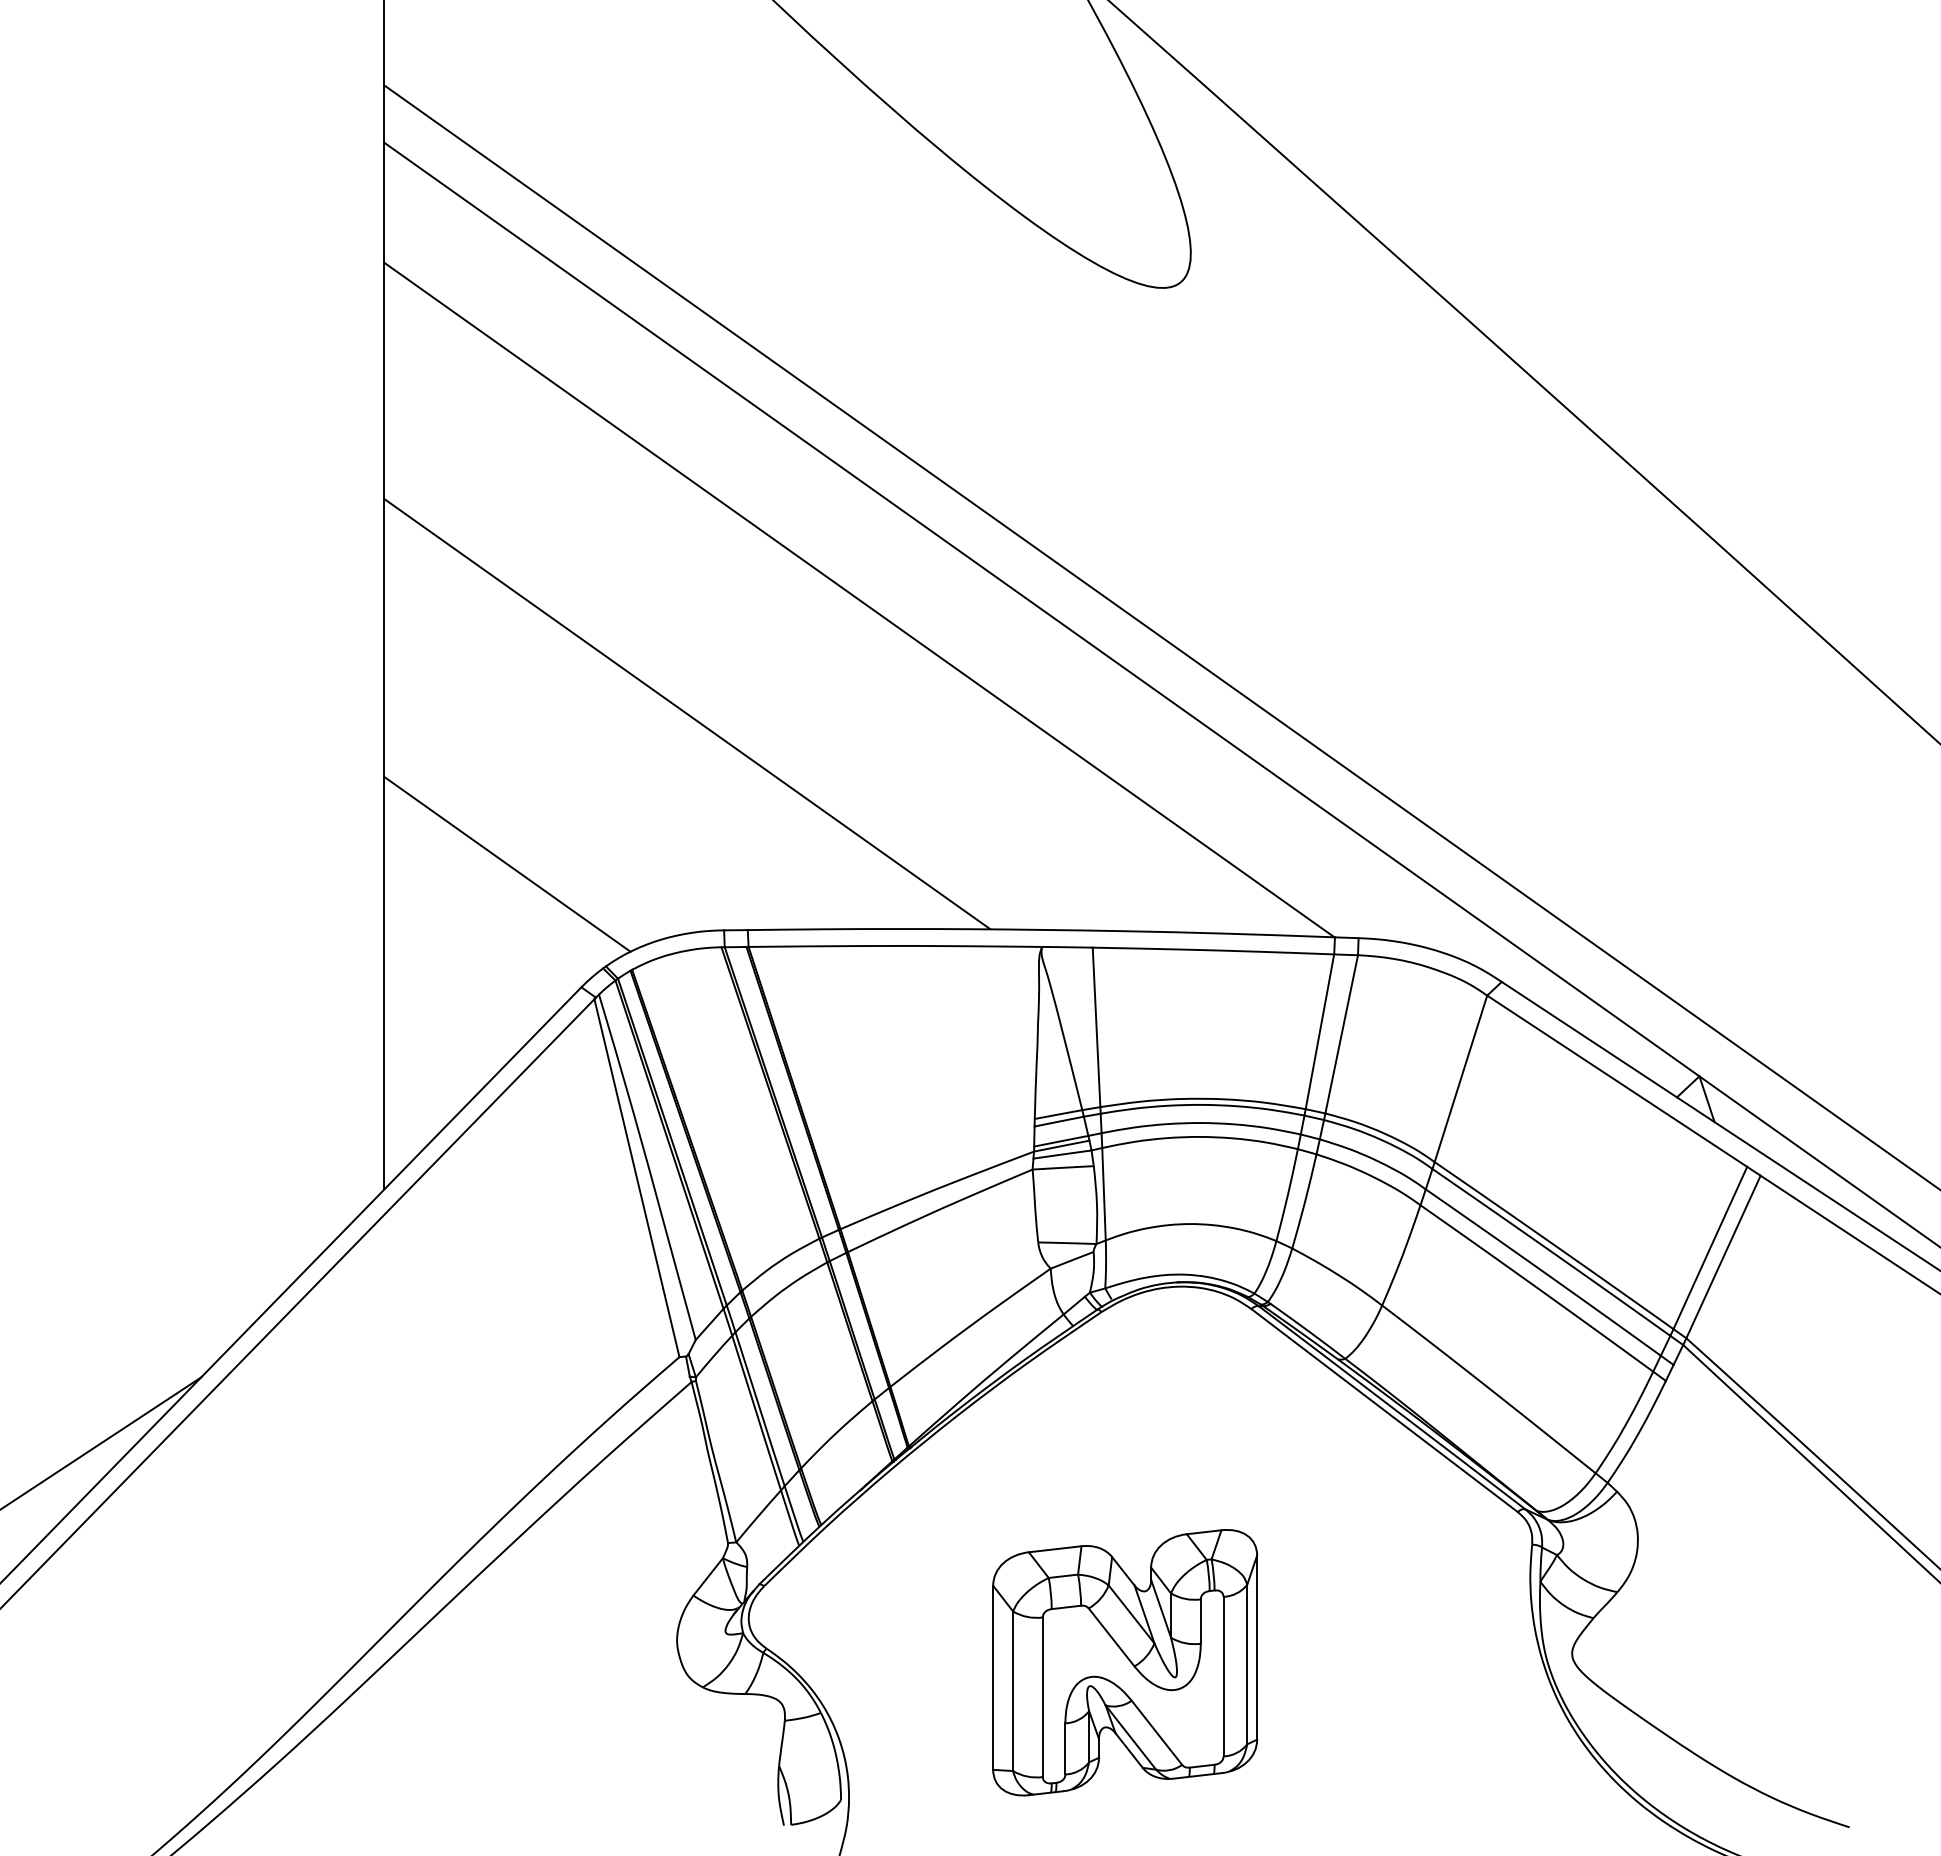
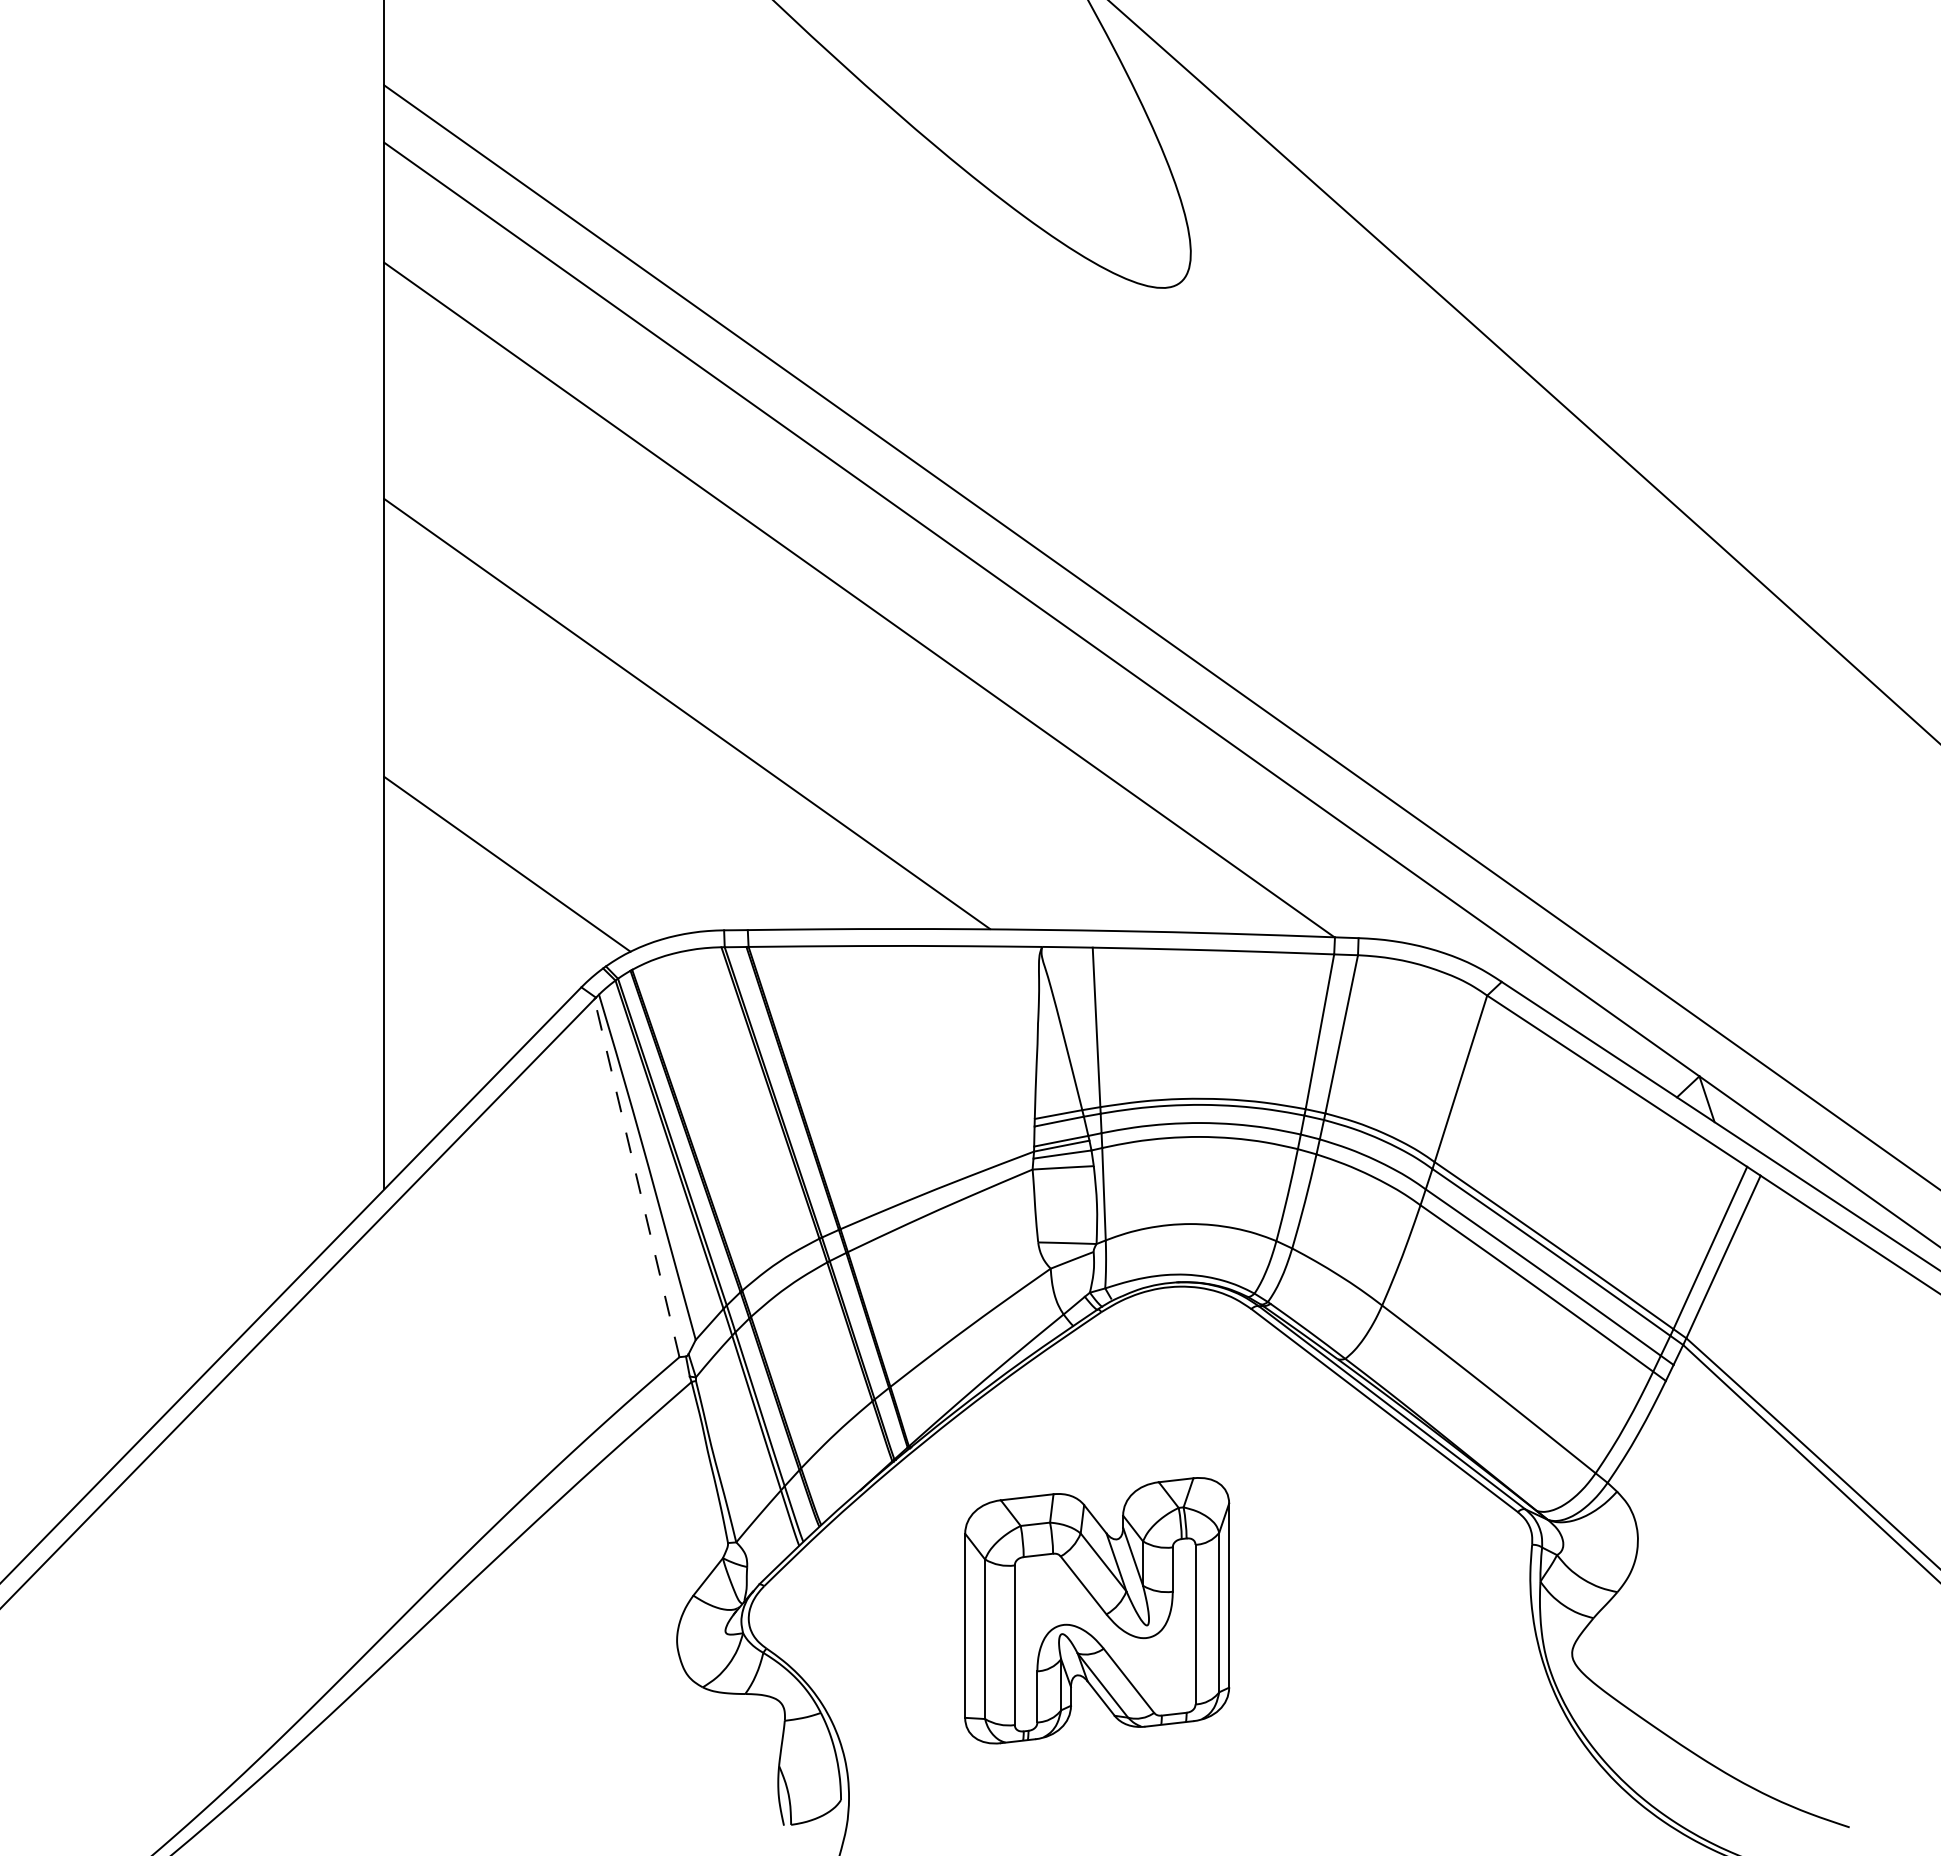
line: solid -> dashed (636, 1178)
line: present -> none (101, 1442)
part position: (1125, 1662) -> (1097, 1610) (1097, 1610)
